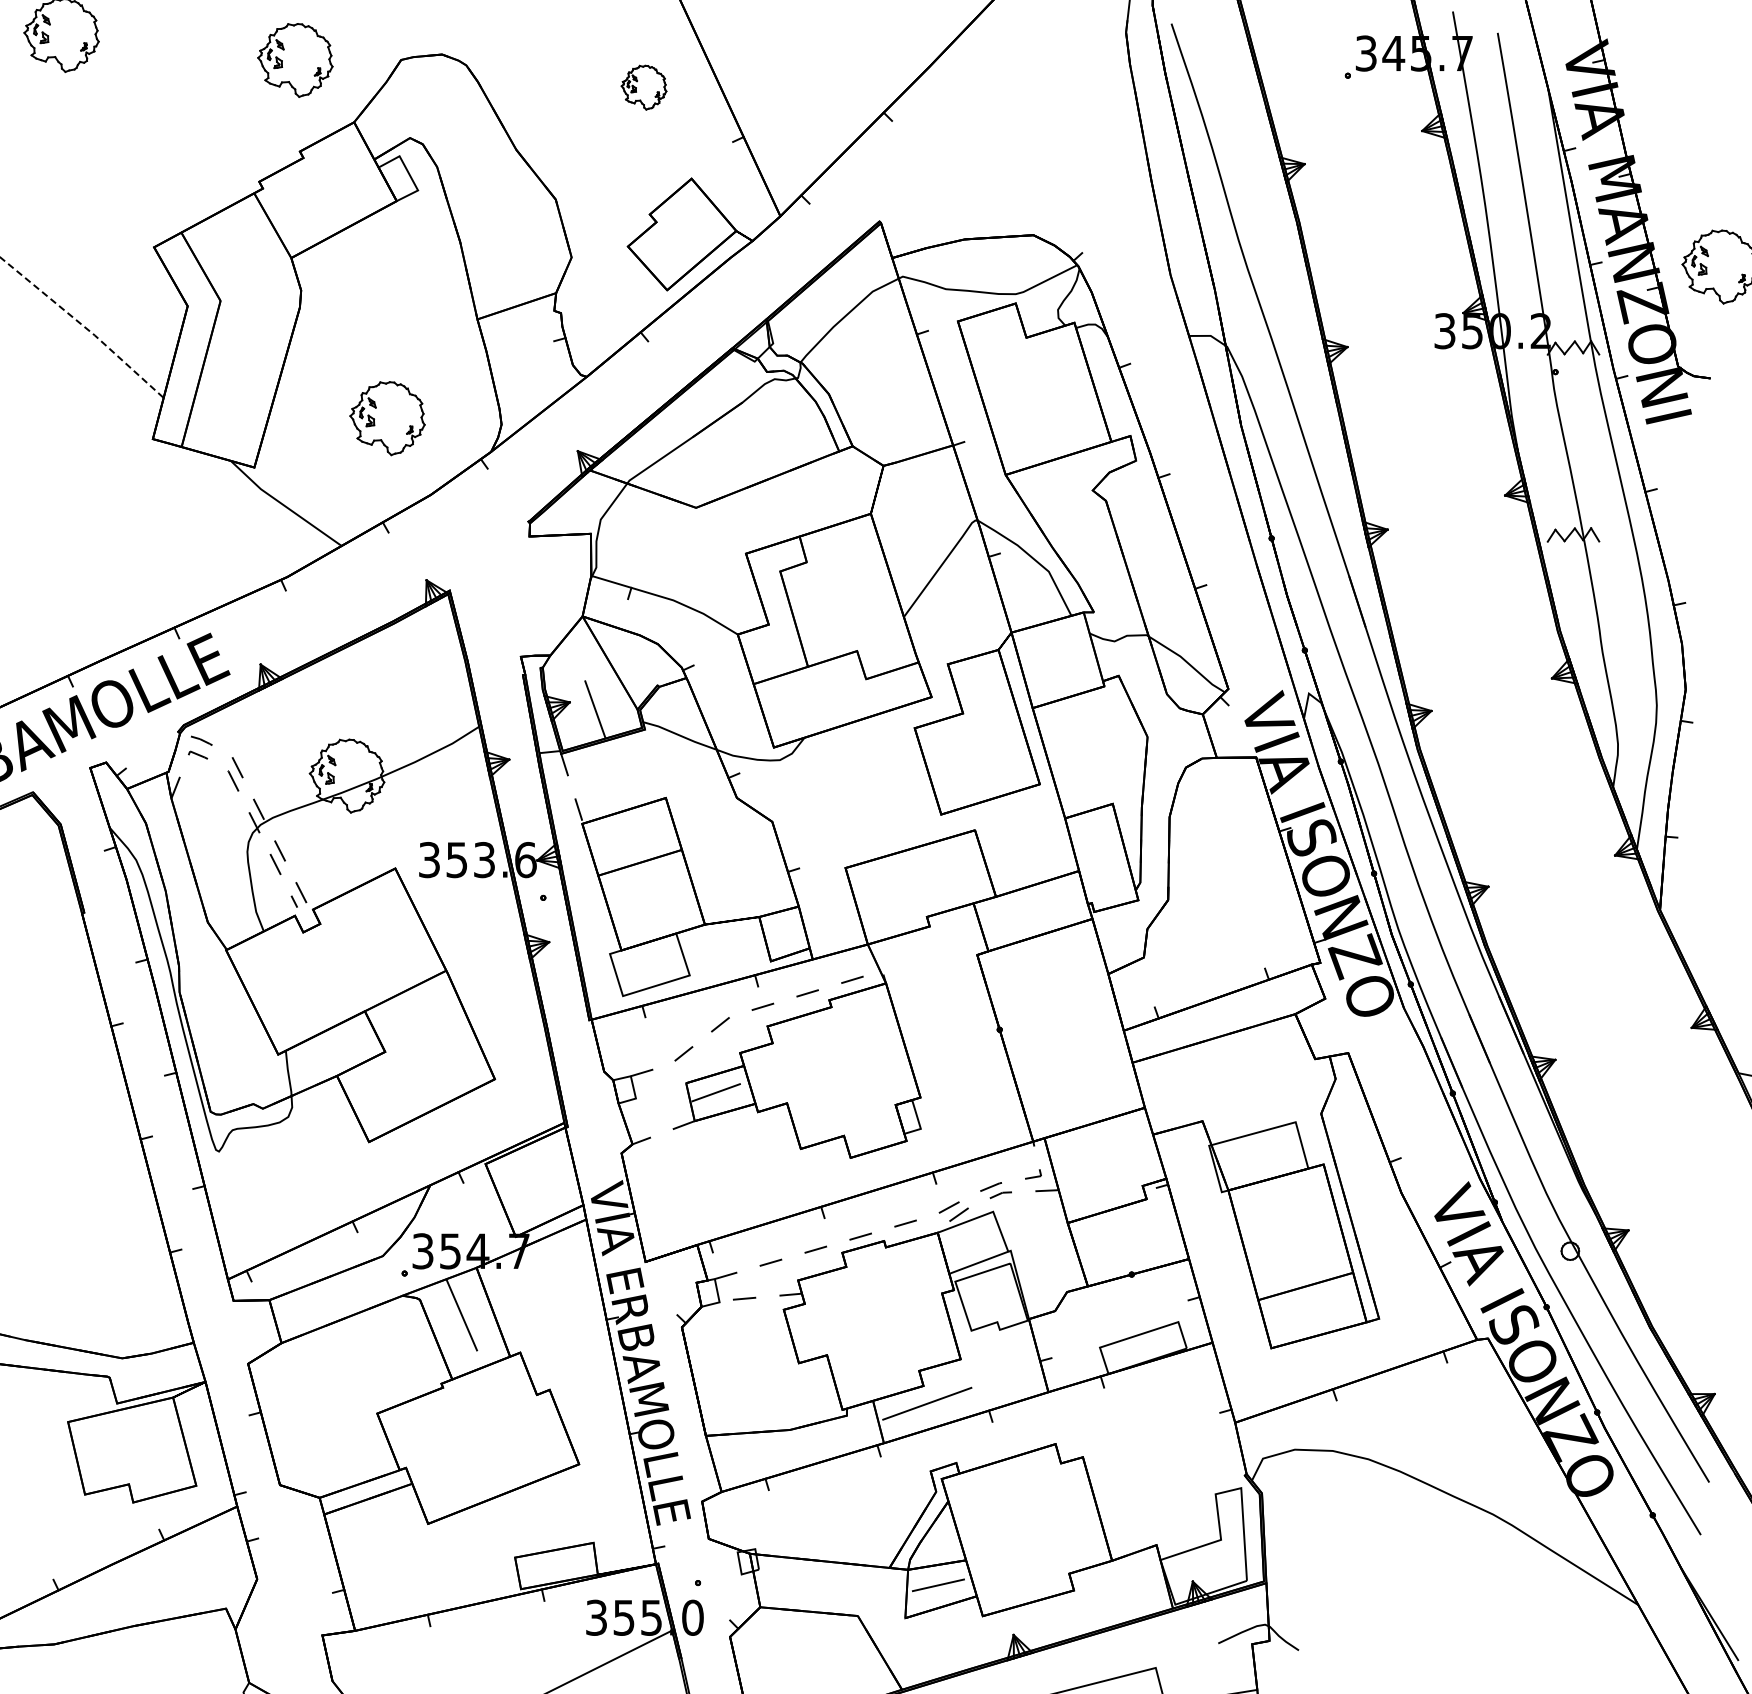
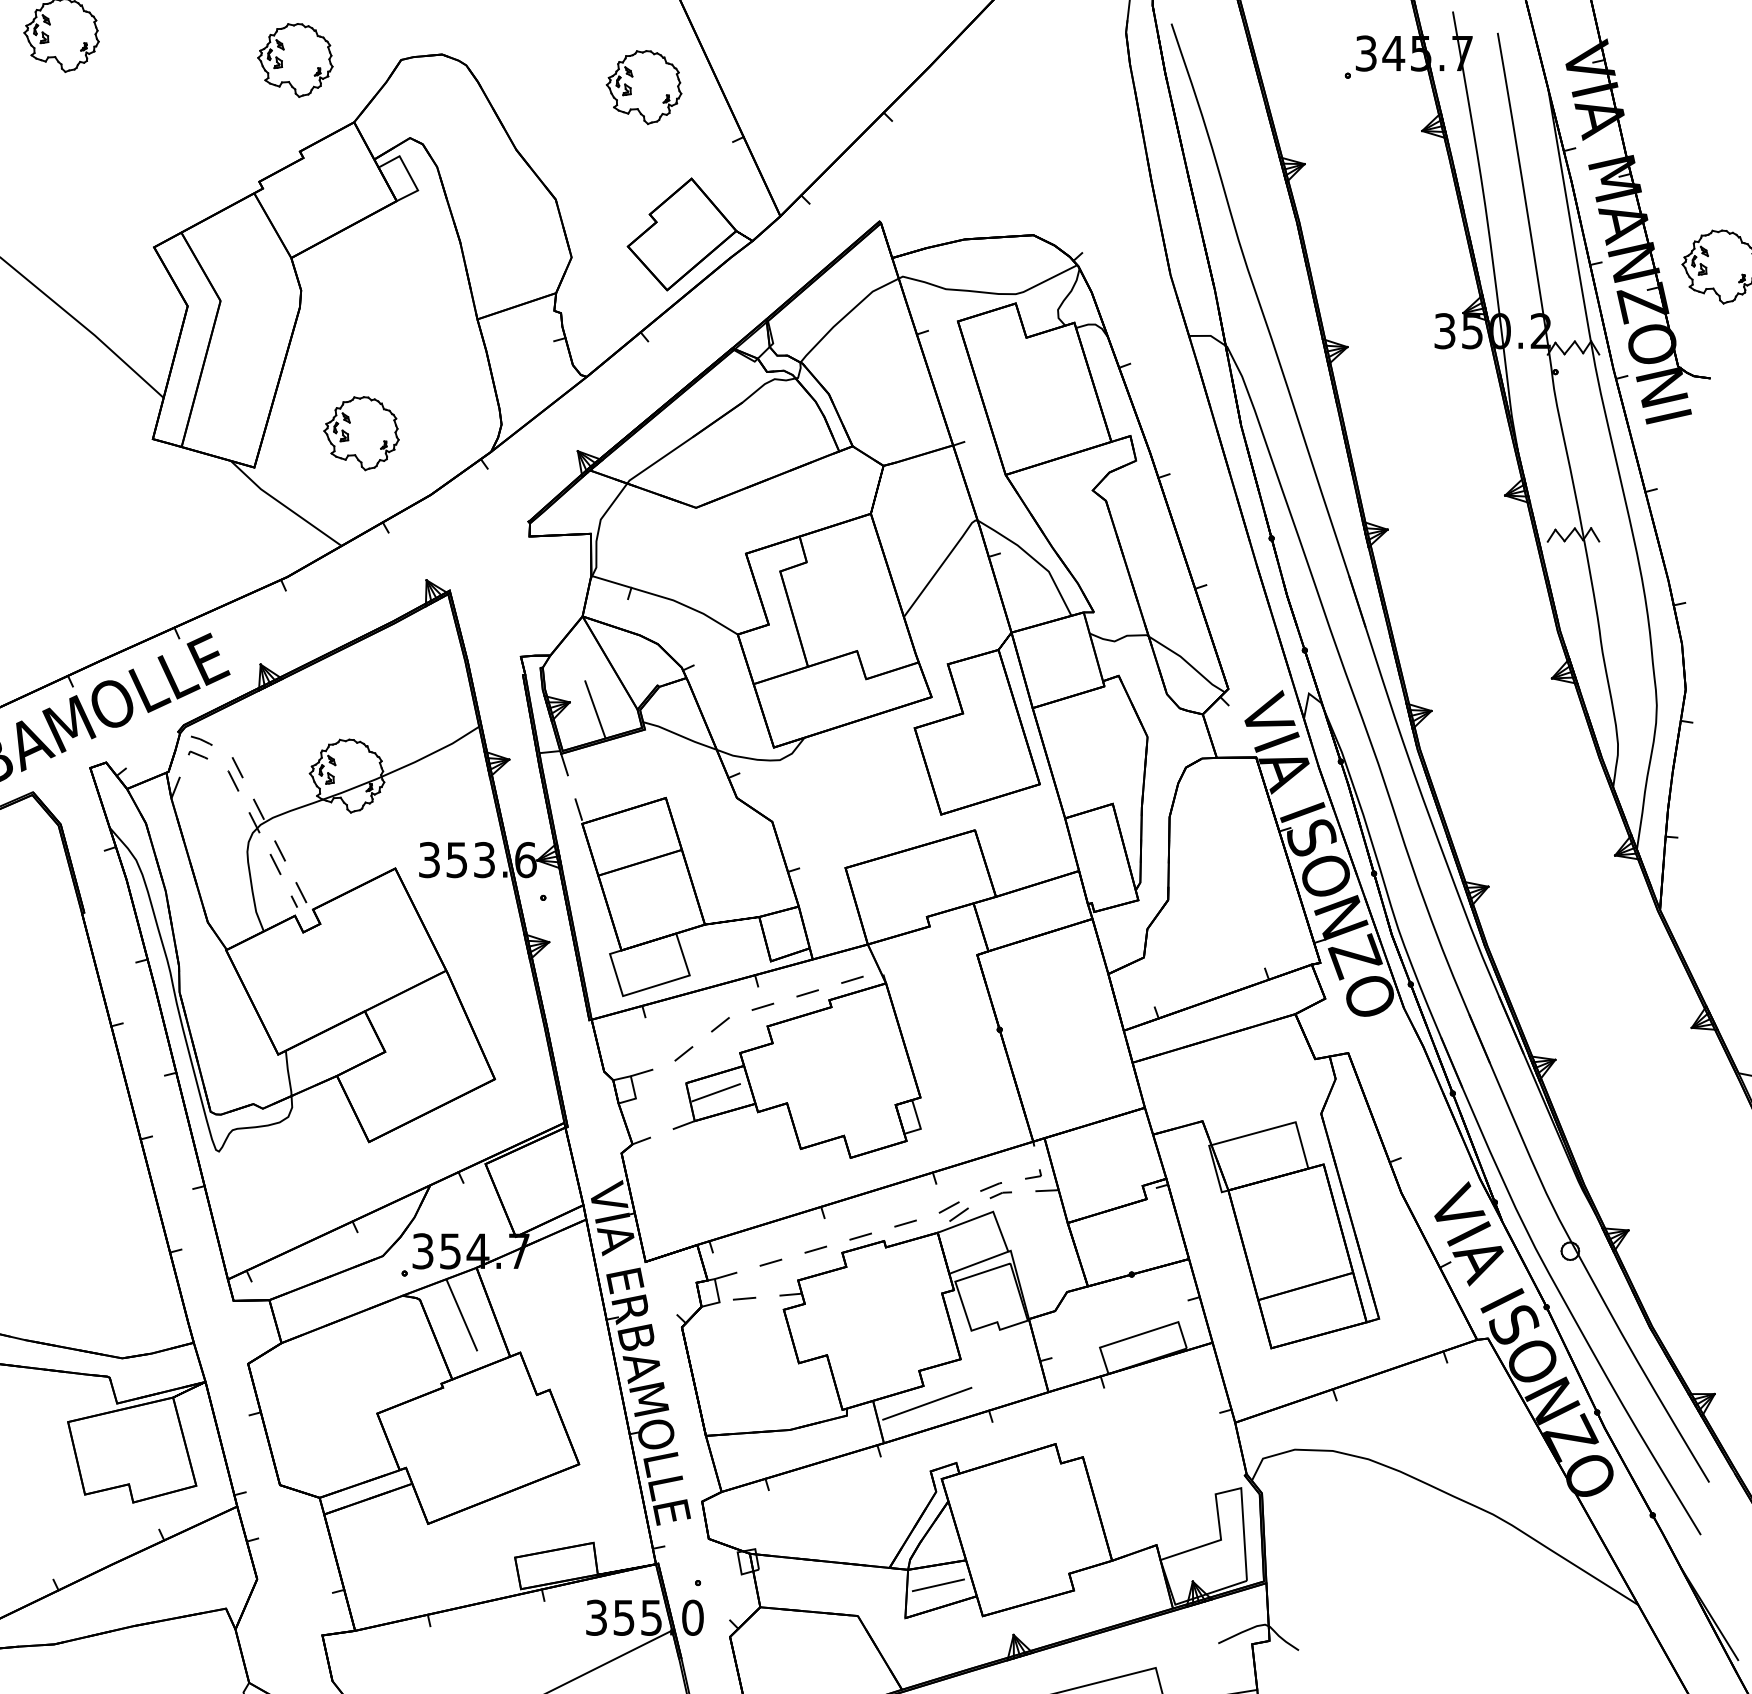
part size: 48x47 px -> 78x76 px (643, 87)
line: dashed -> solid (84, 326)
part position: (387, 418) -> (361, 433) (361, 433)
